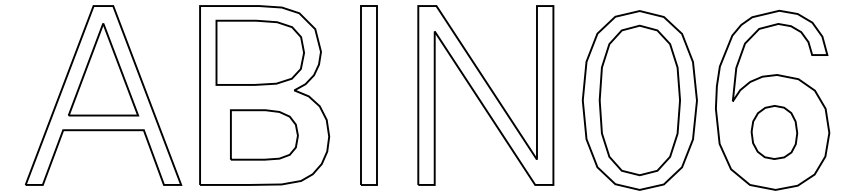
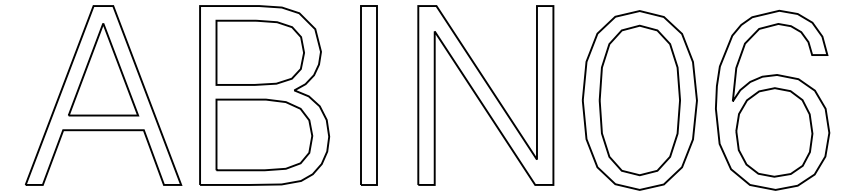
part size: 49x55 px -> 79x91 px (774, 132)
part size: 69x52 px -> 99x74 px (264, 134)
